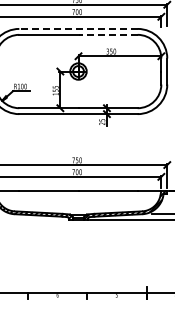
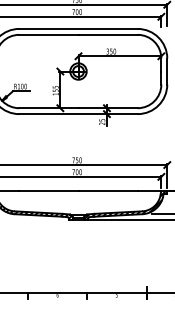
line: dashed -> solid (78, 28)
line: dashed -> solid (108, 34)
